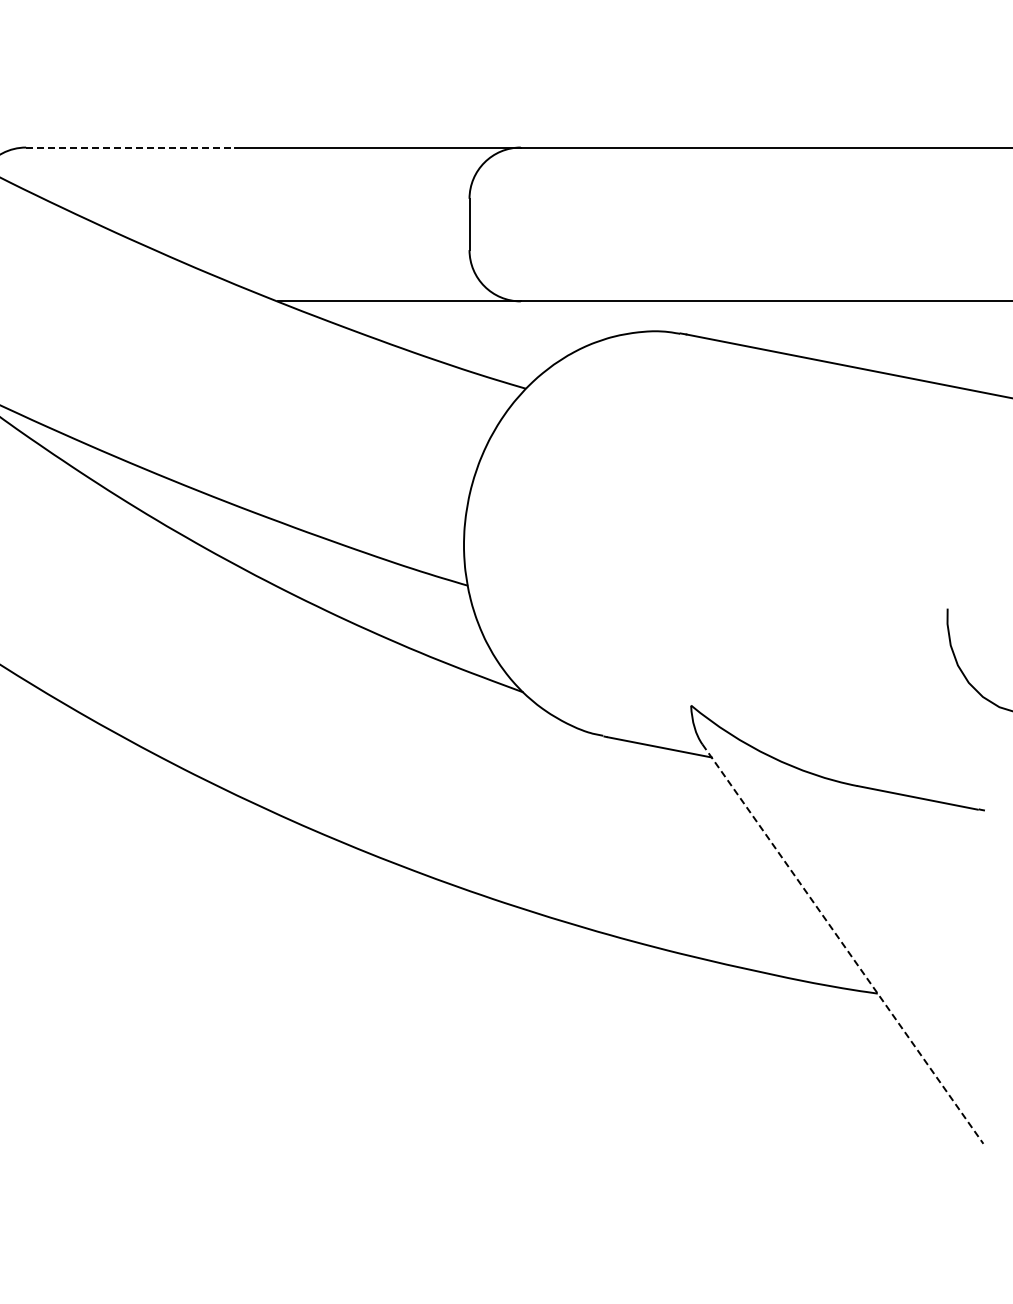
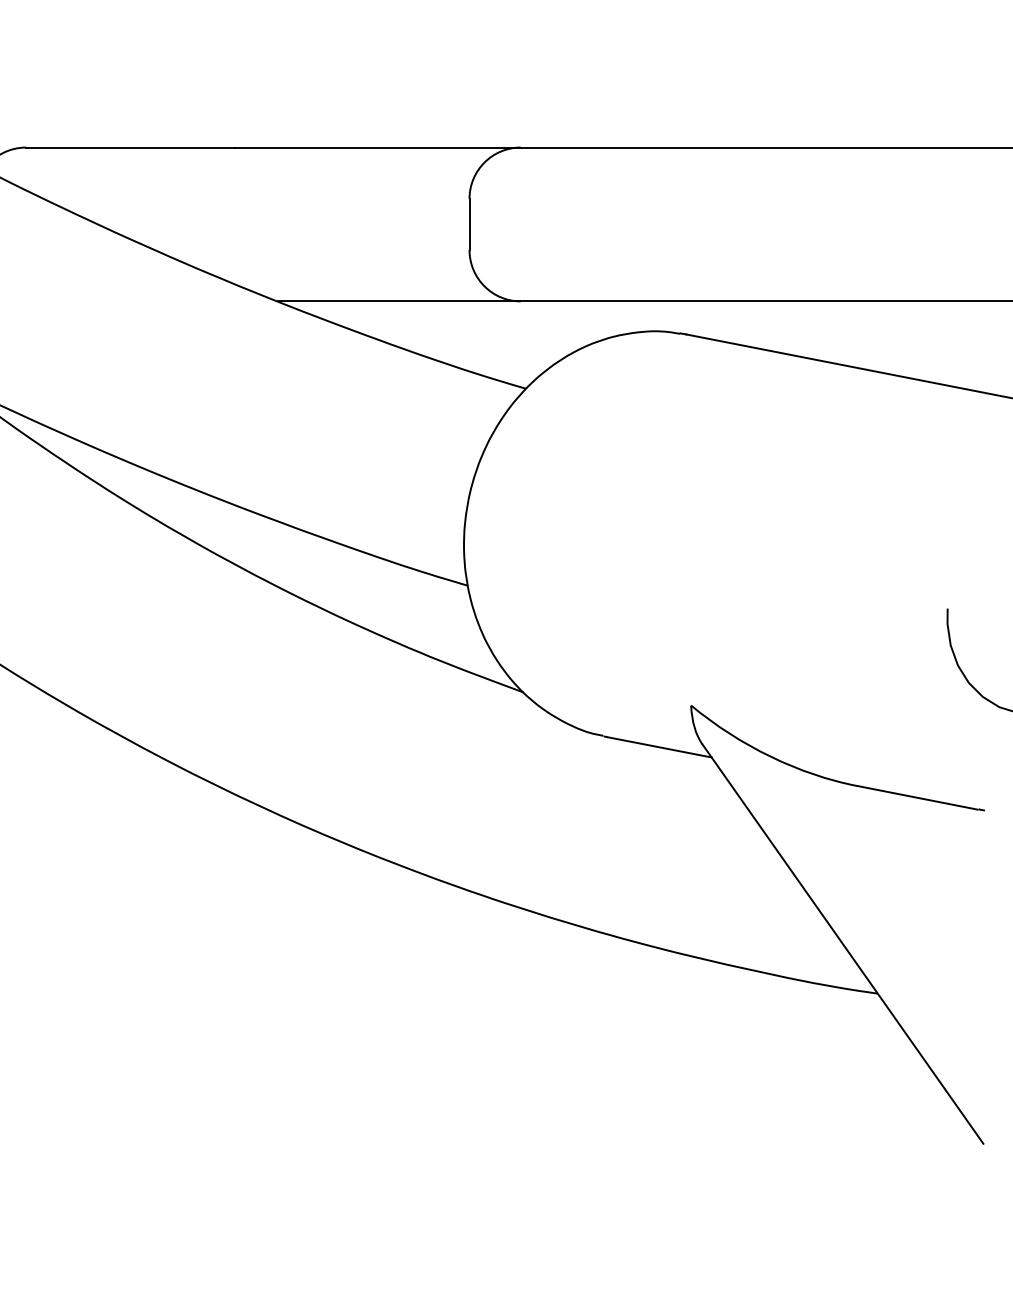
line: dashed -> solid (130, 147)
line: dashed -> solid (843, 944)
